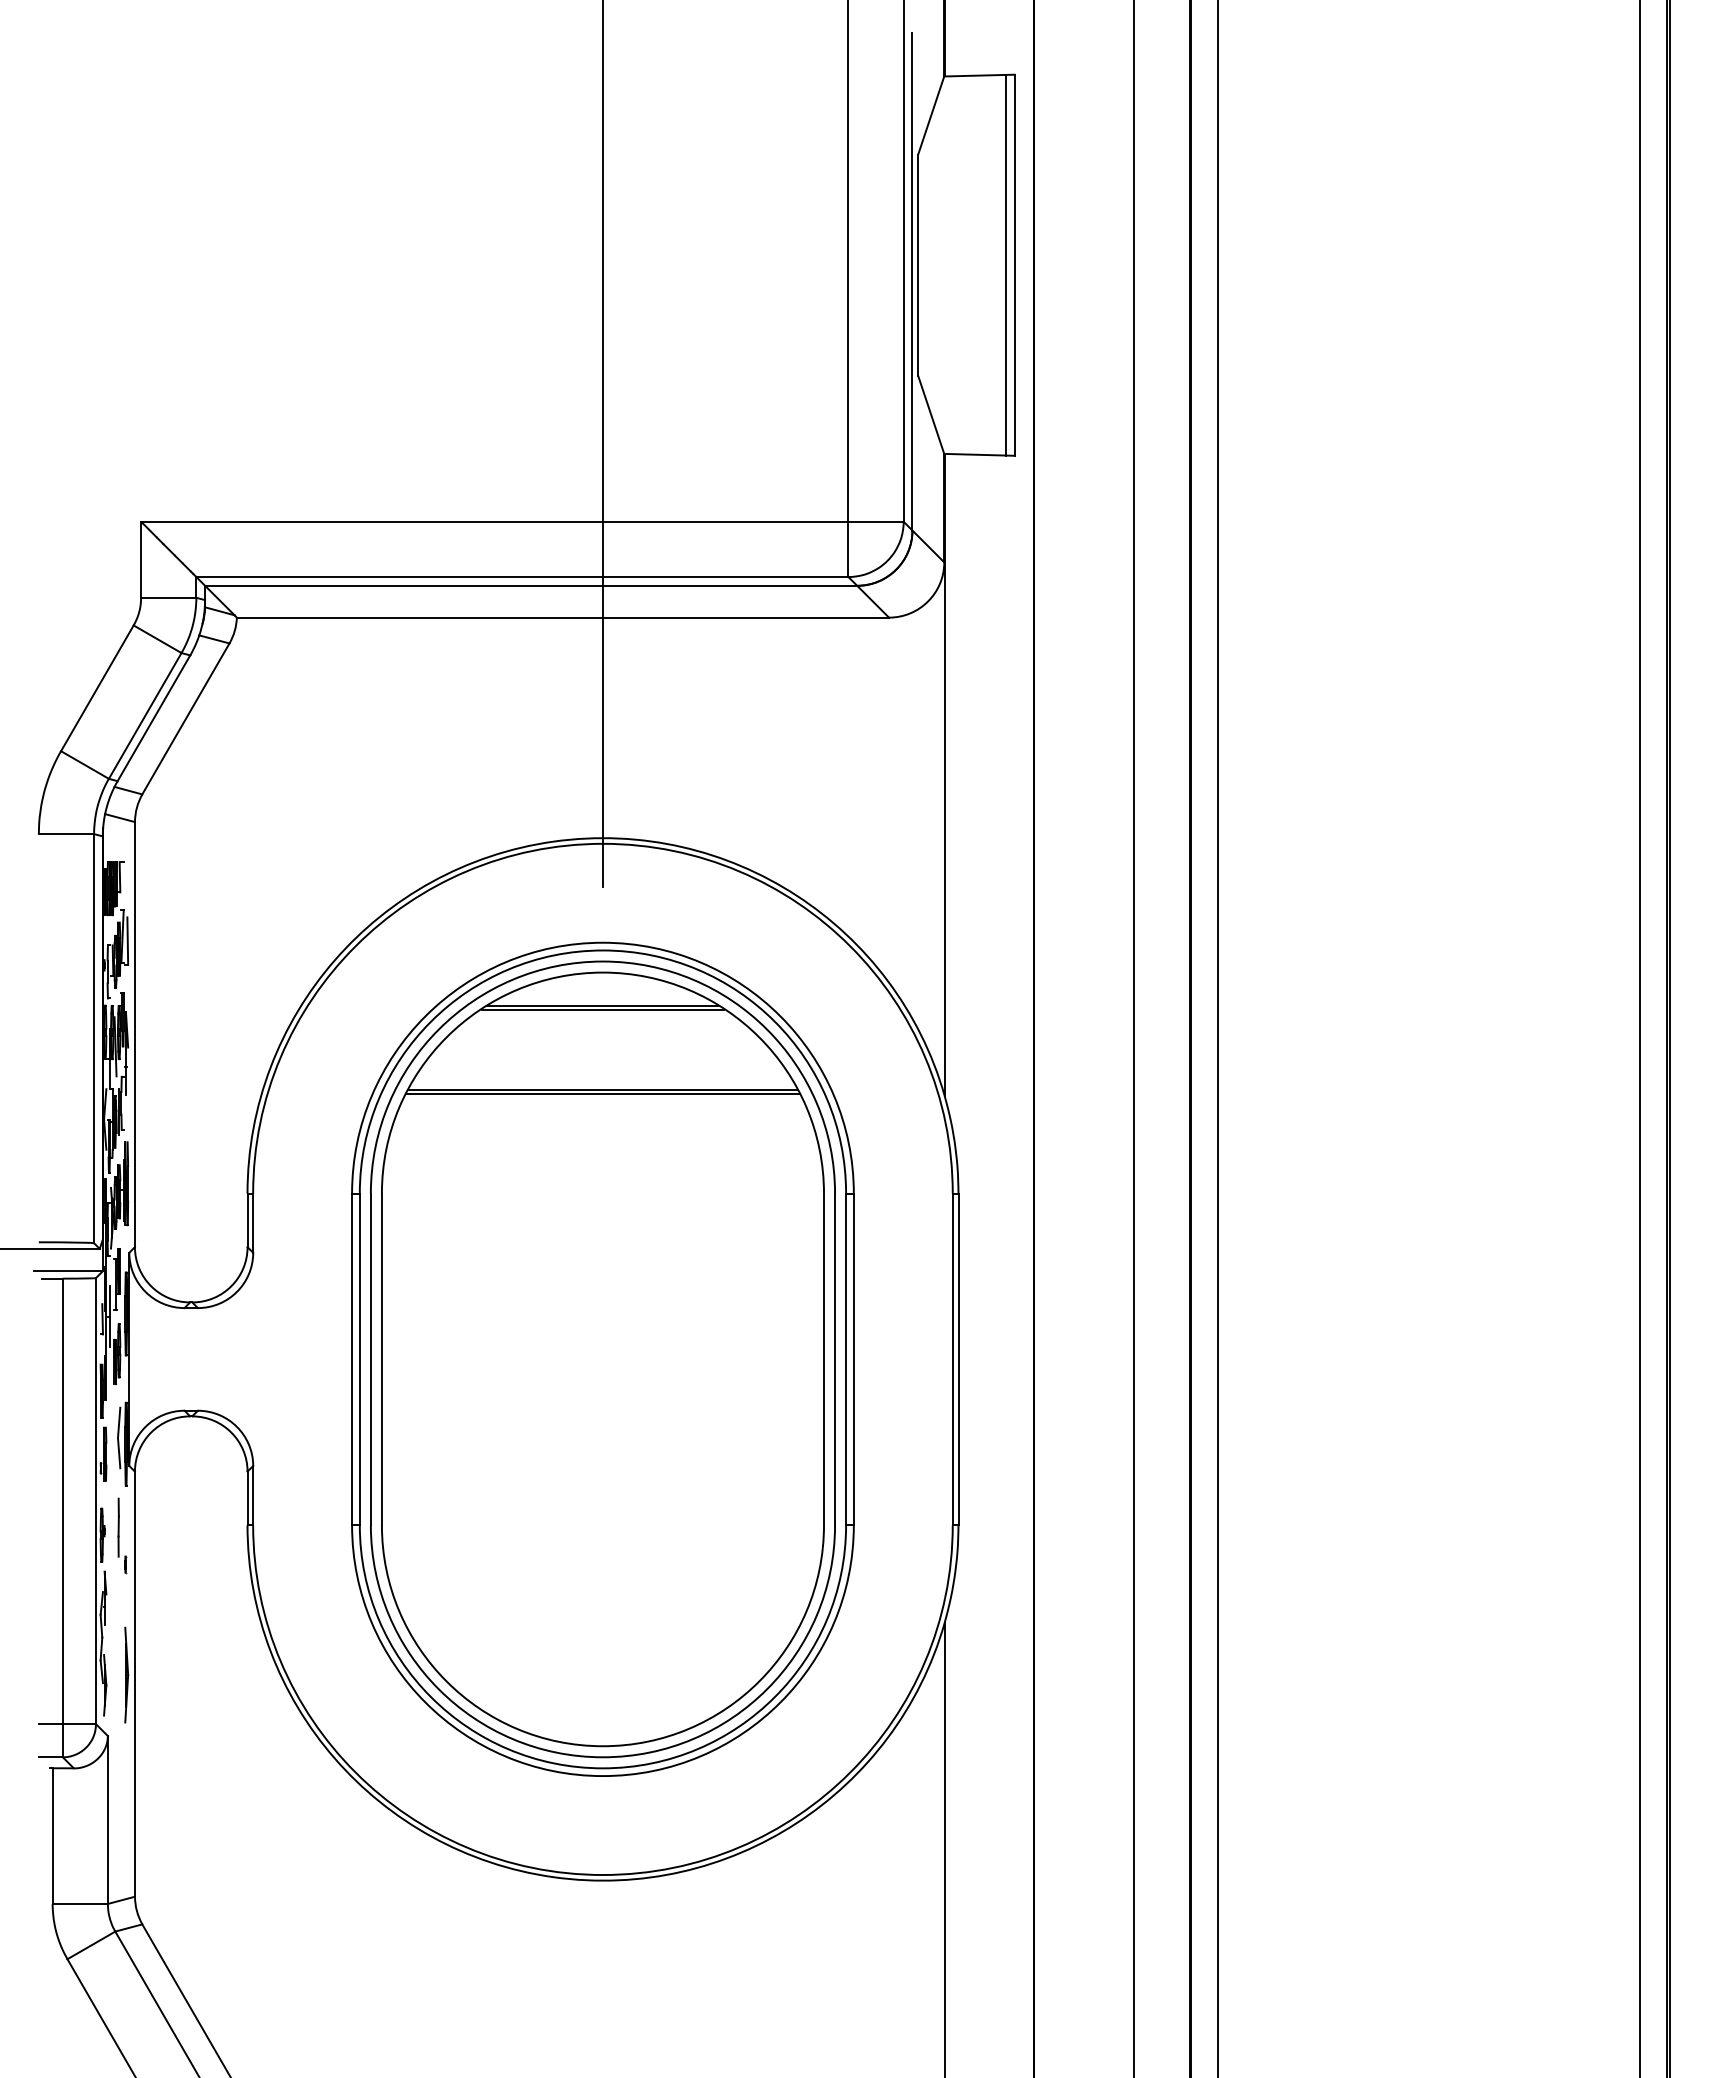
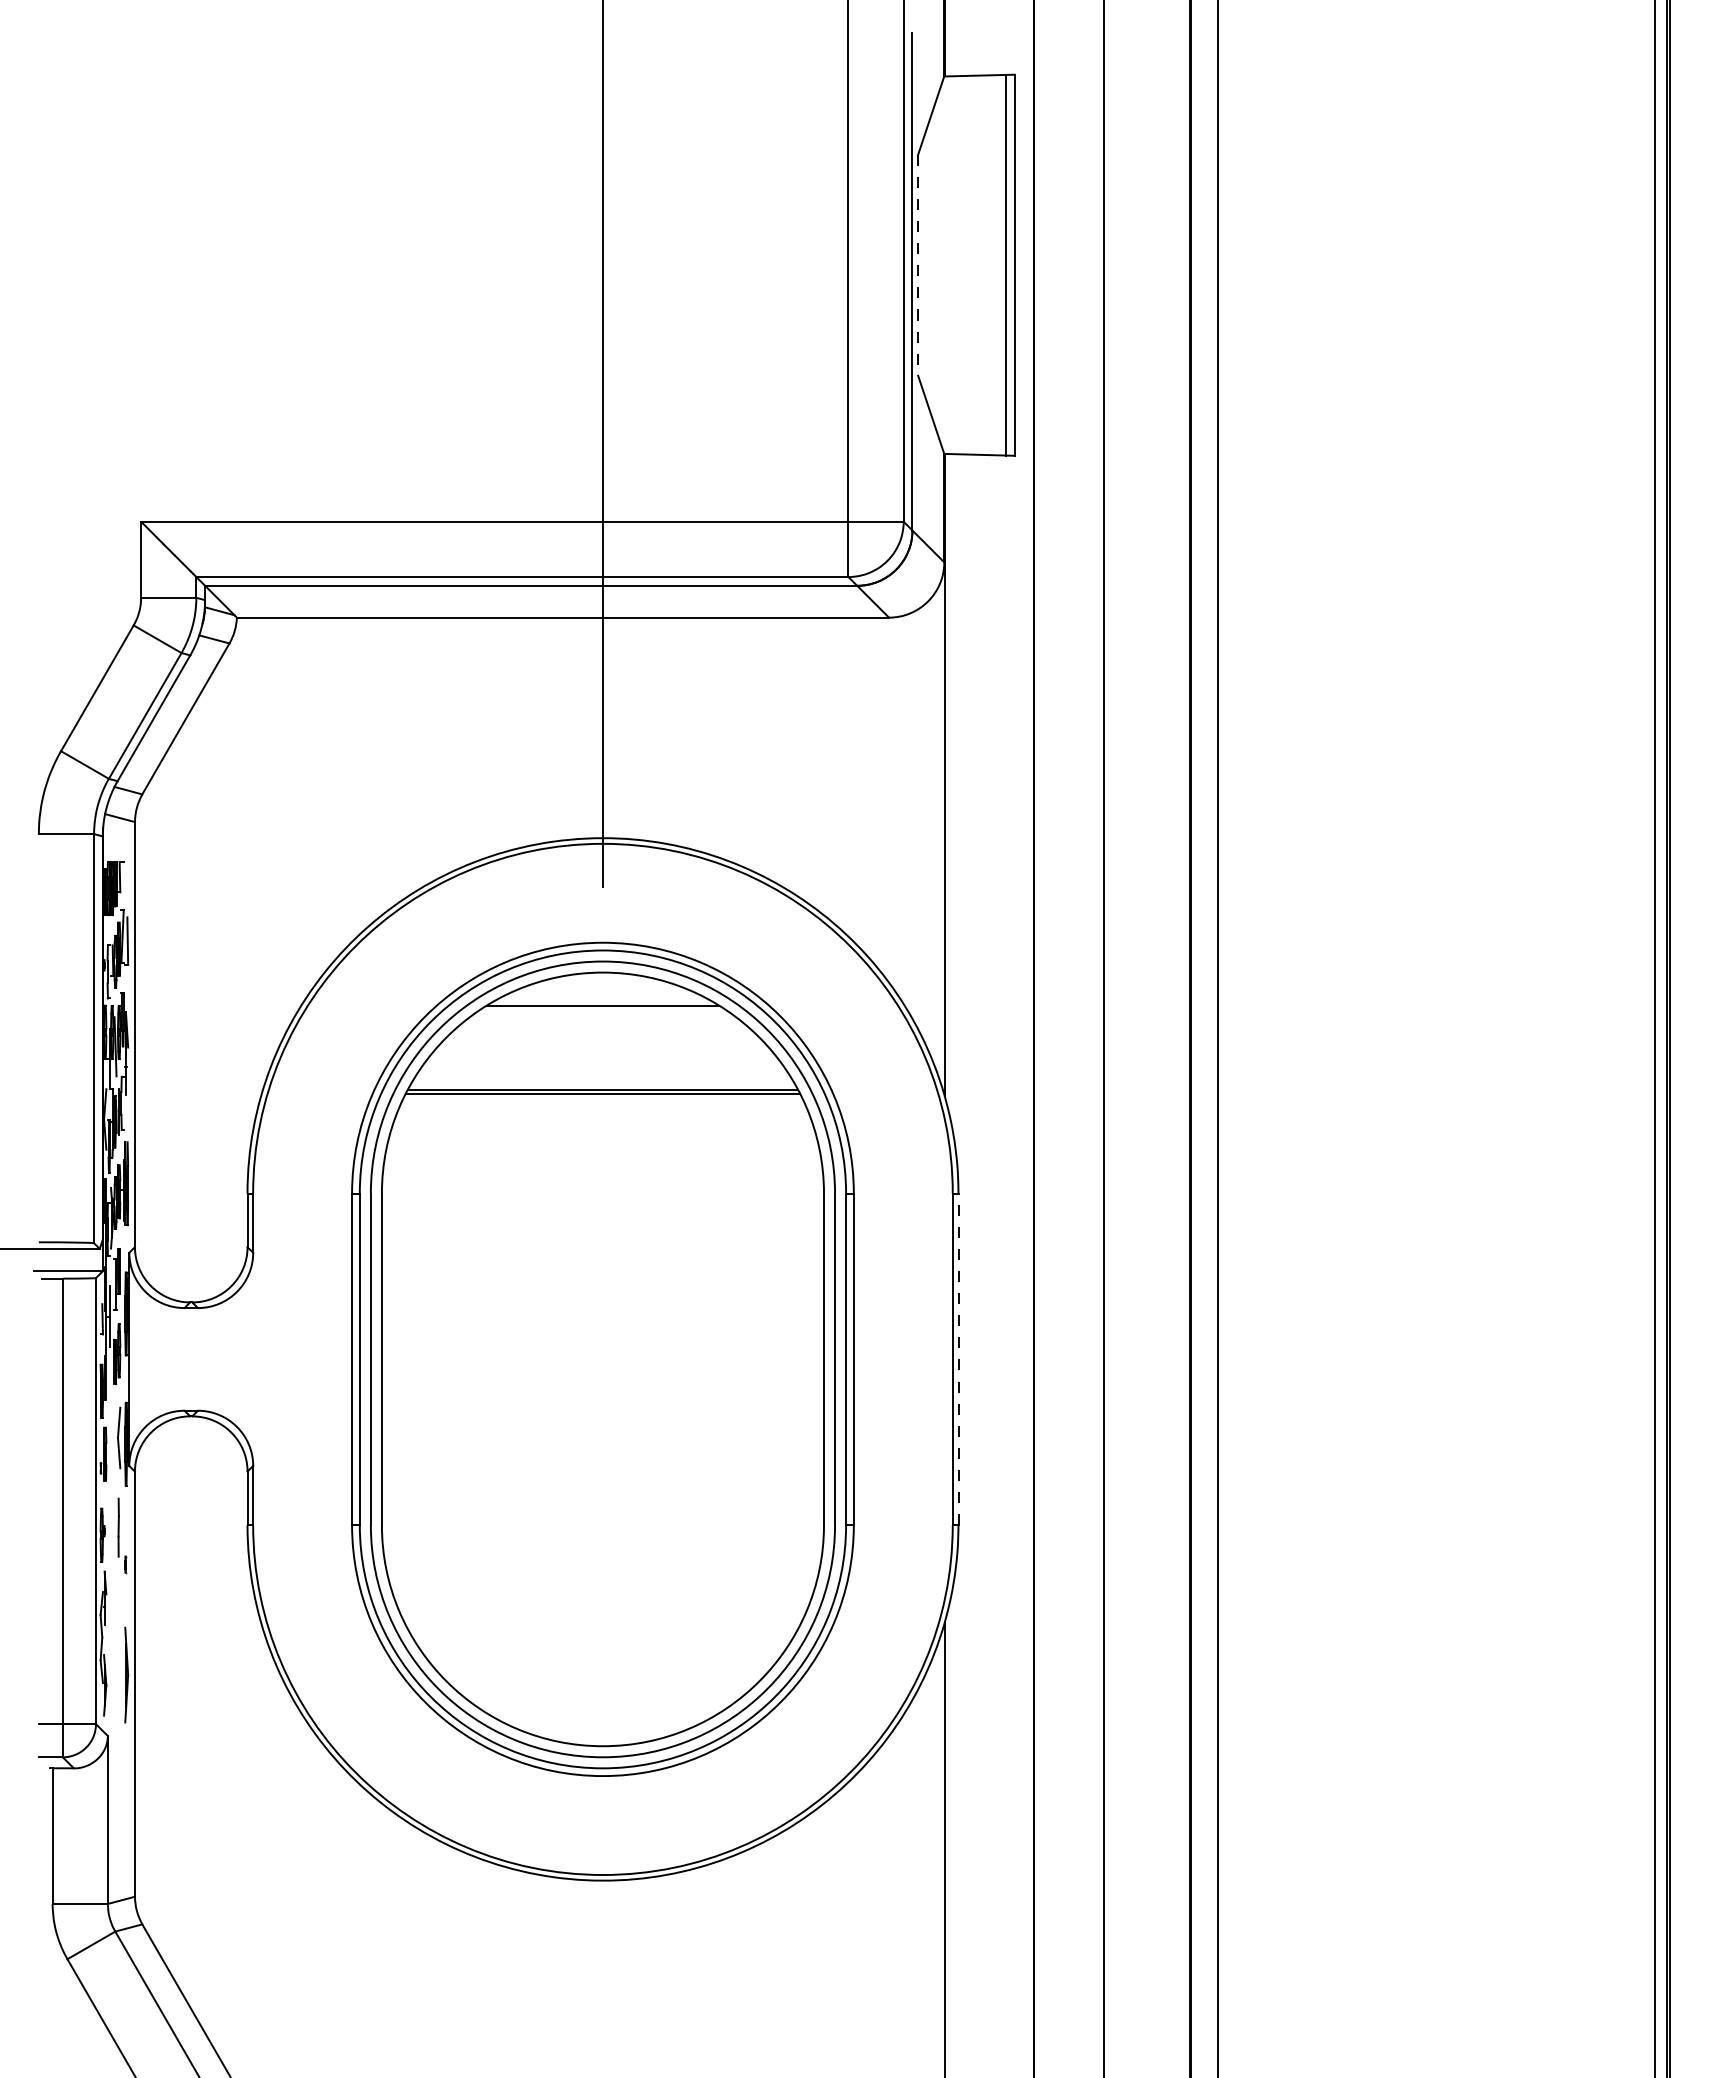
line: solid -> dashed (918, 265)
line: present -> none (602, 1009)
line position: (1134, 1038) -> (1104, 1038) (1104, 1038)
line position: (1639, 1038) -> (1654, 1038) (1654, 1038)
line: solid -> dashed (958, 1359)
